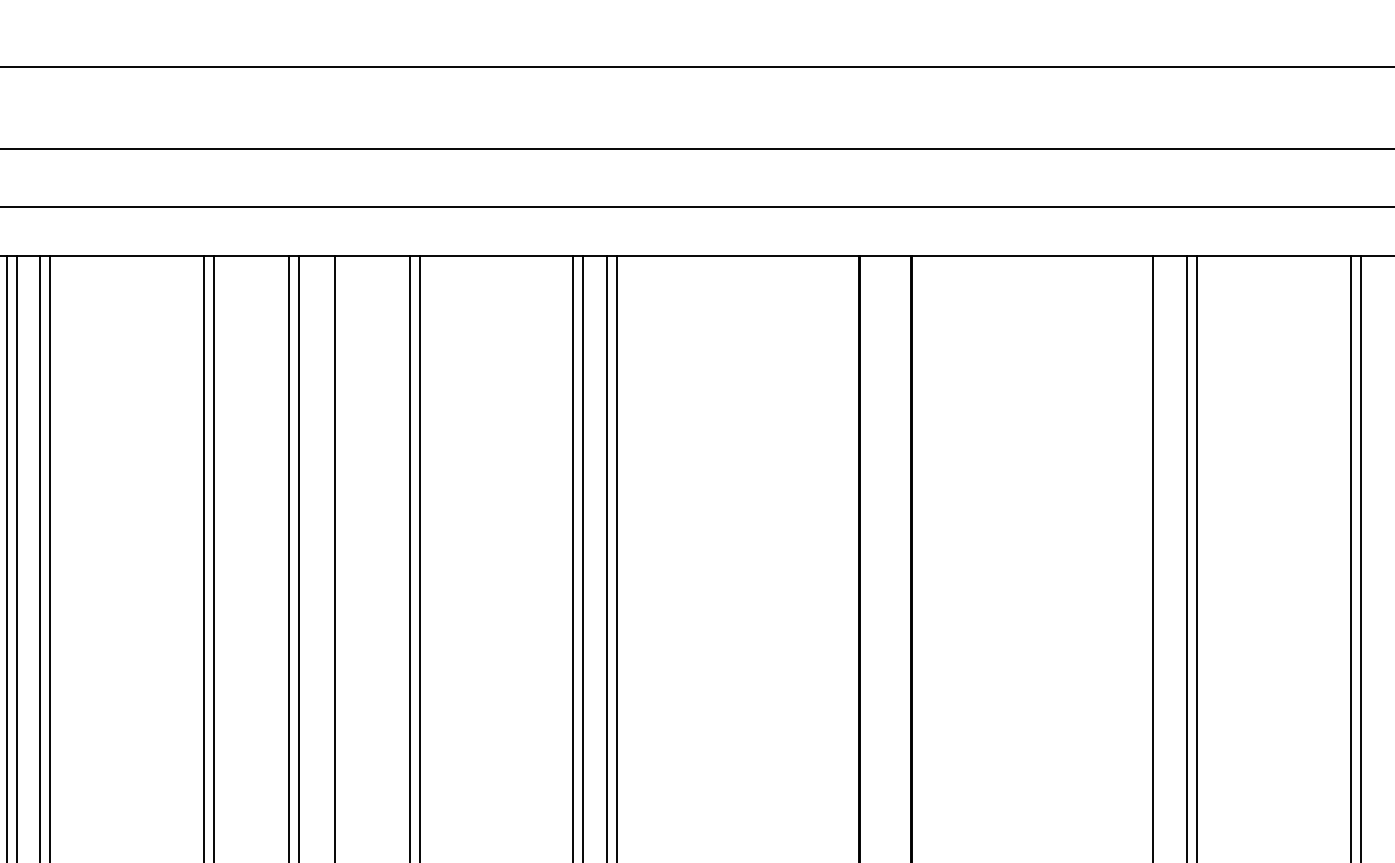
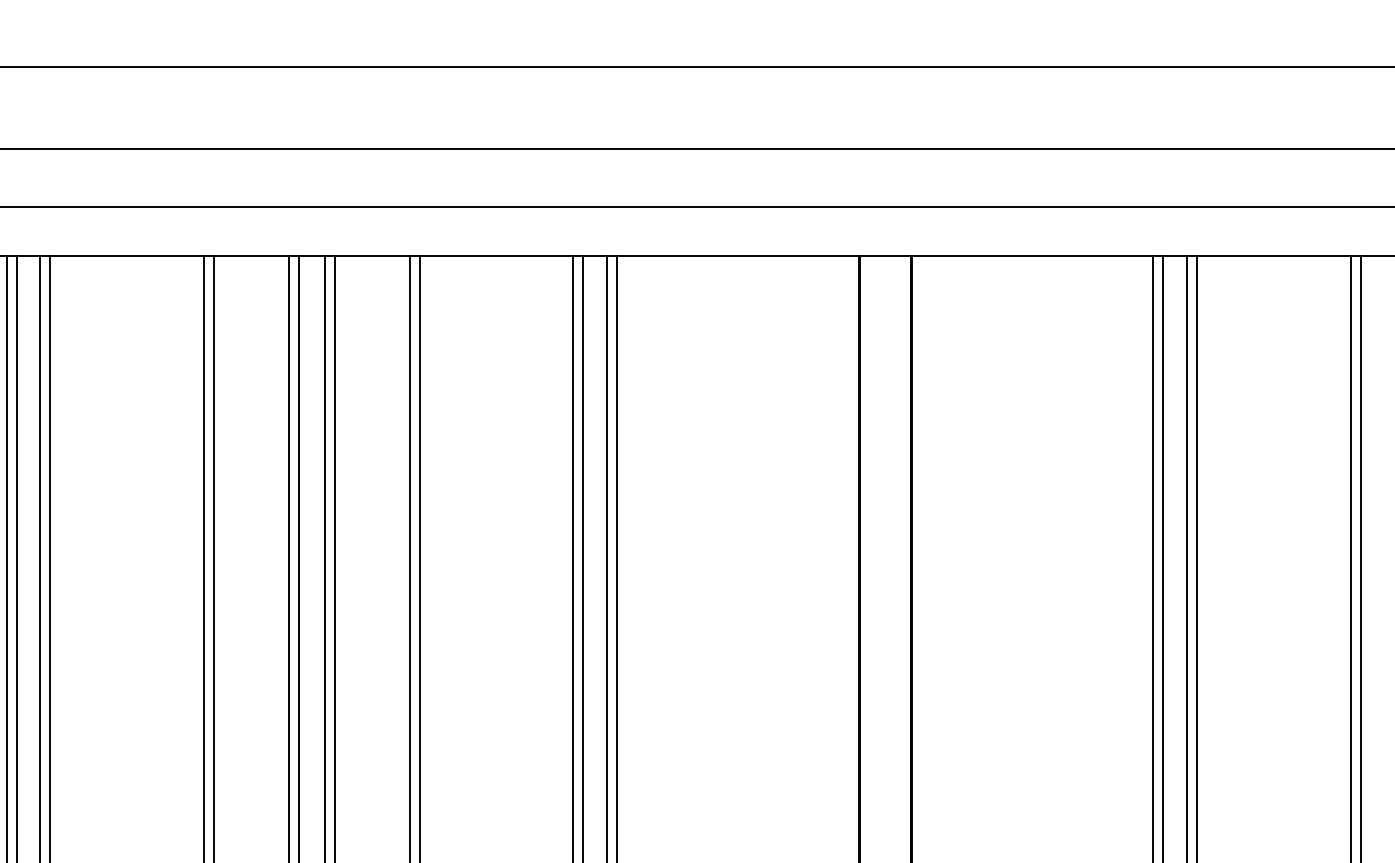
line: none -> present (325, 557)
line: none -> present (1163, 557)
